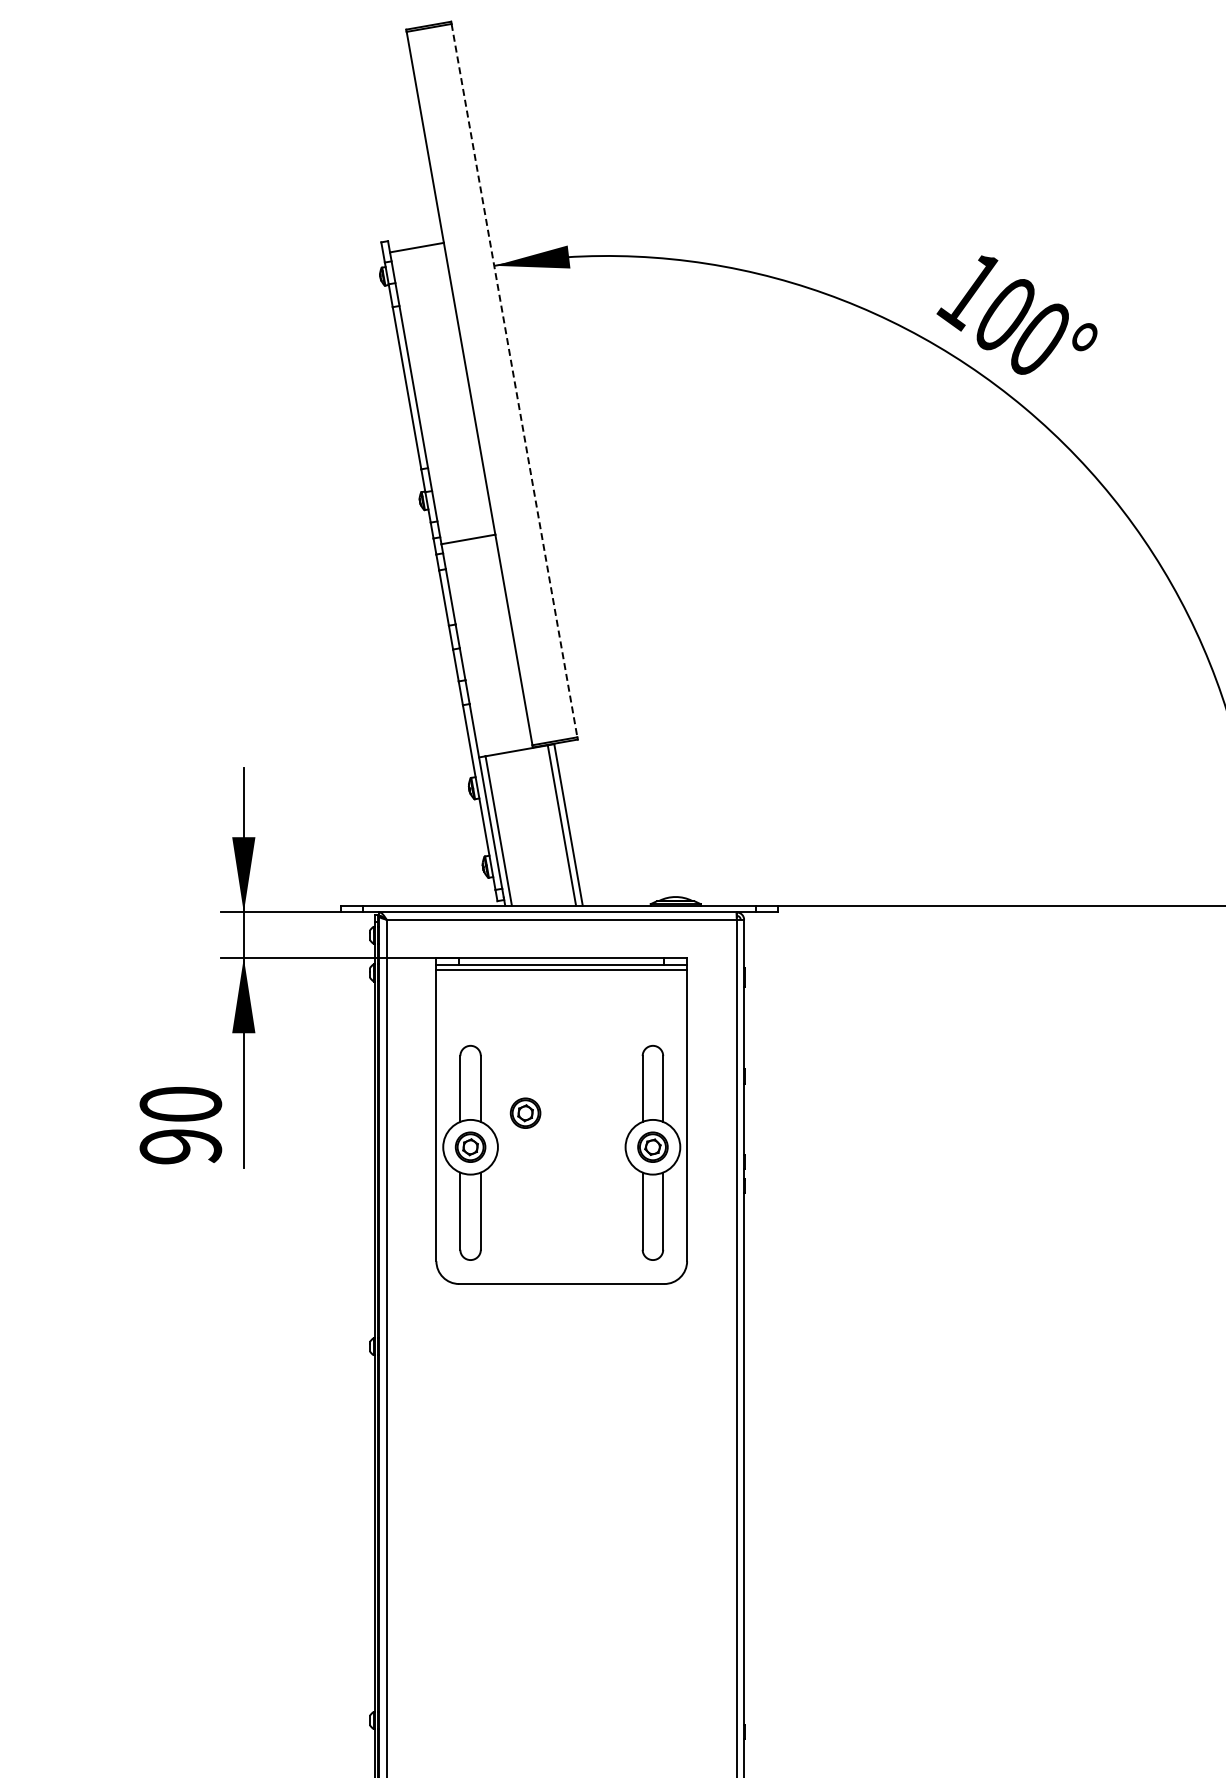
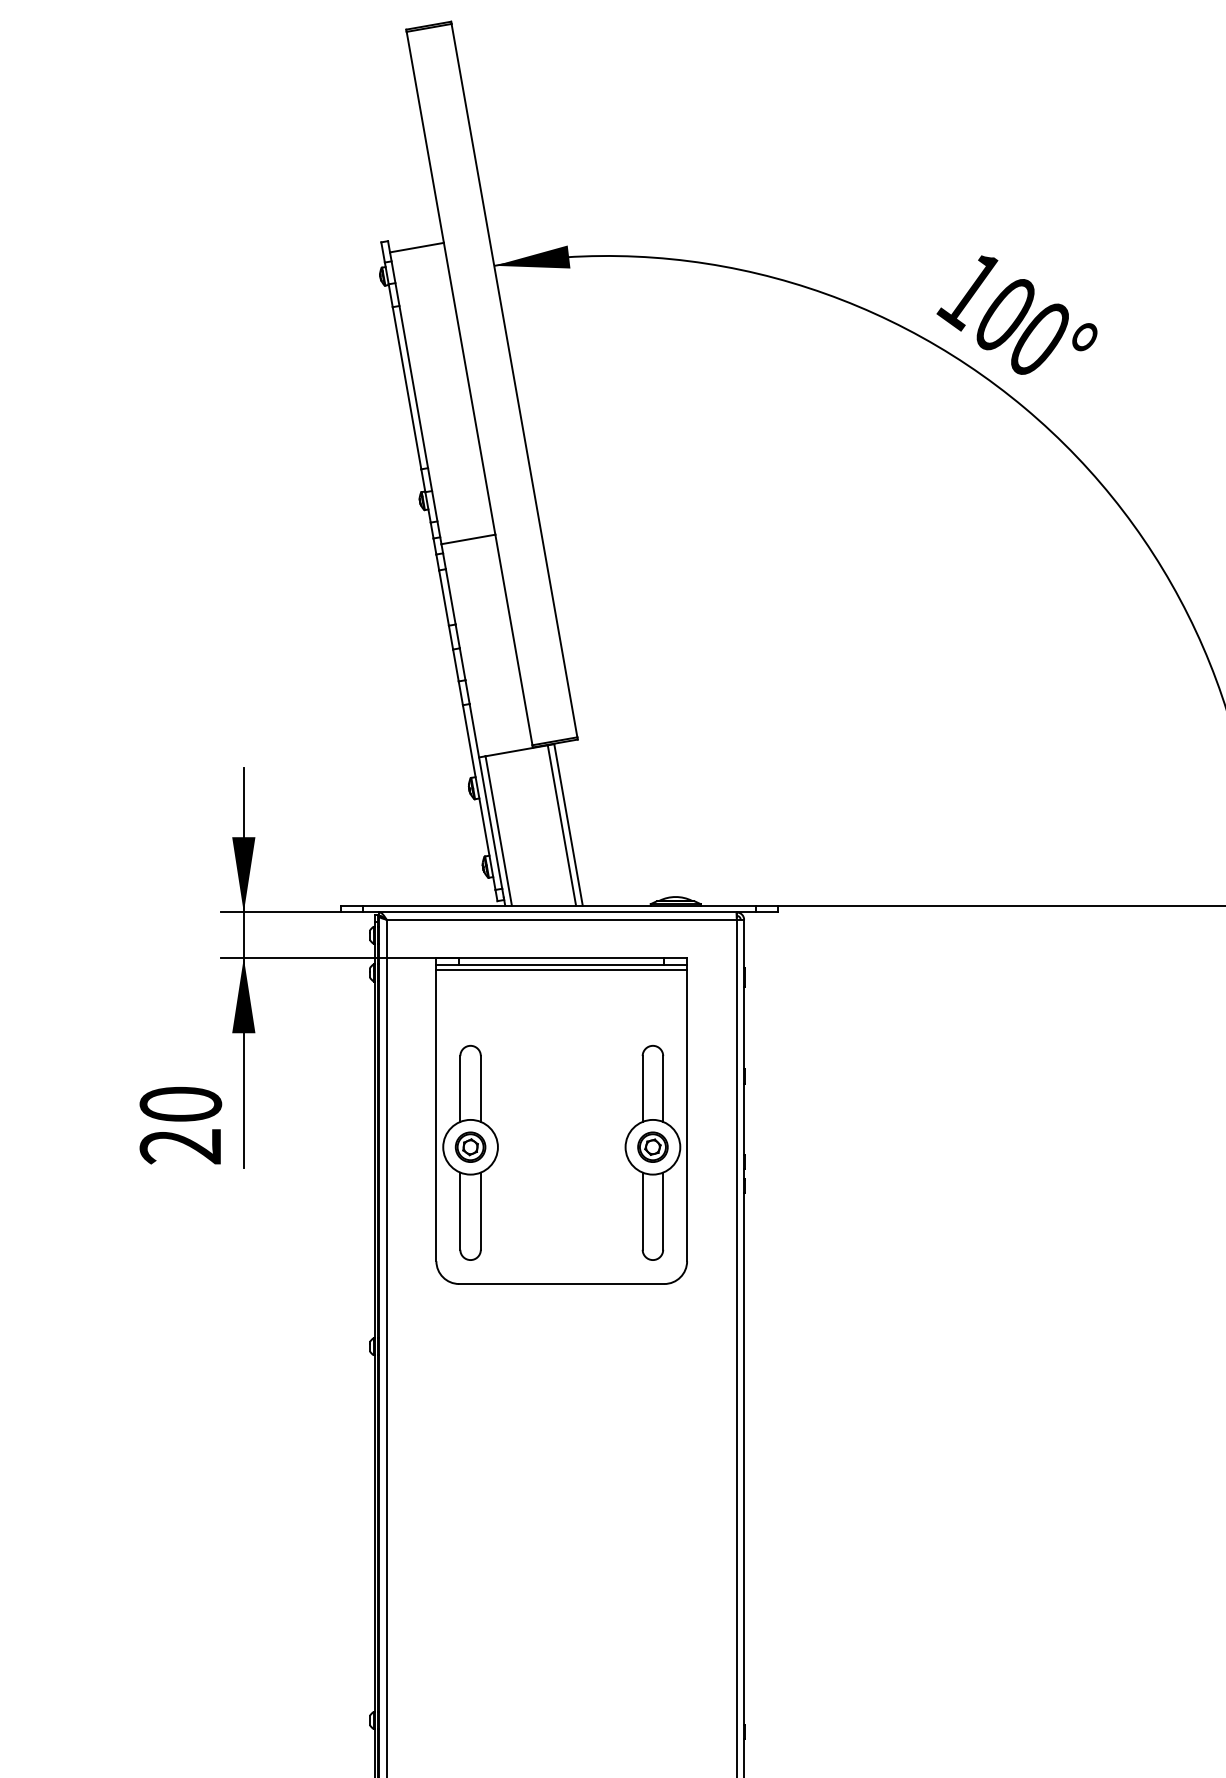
line: dashed -> solid (514, 381)
part: present -> none (525, 1112)
text: 90 -> 20 (181, 1146)
